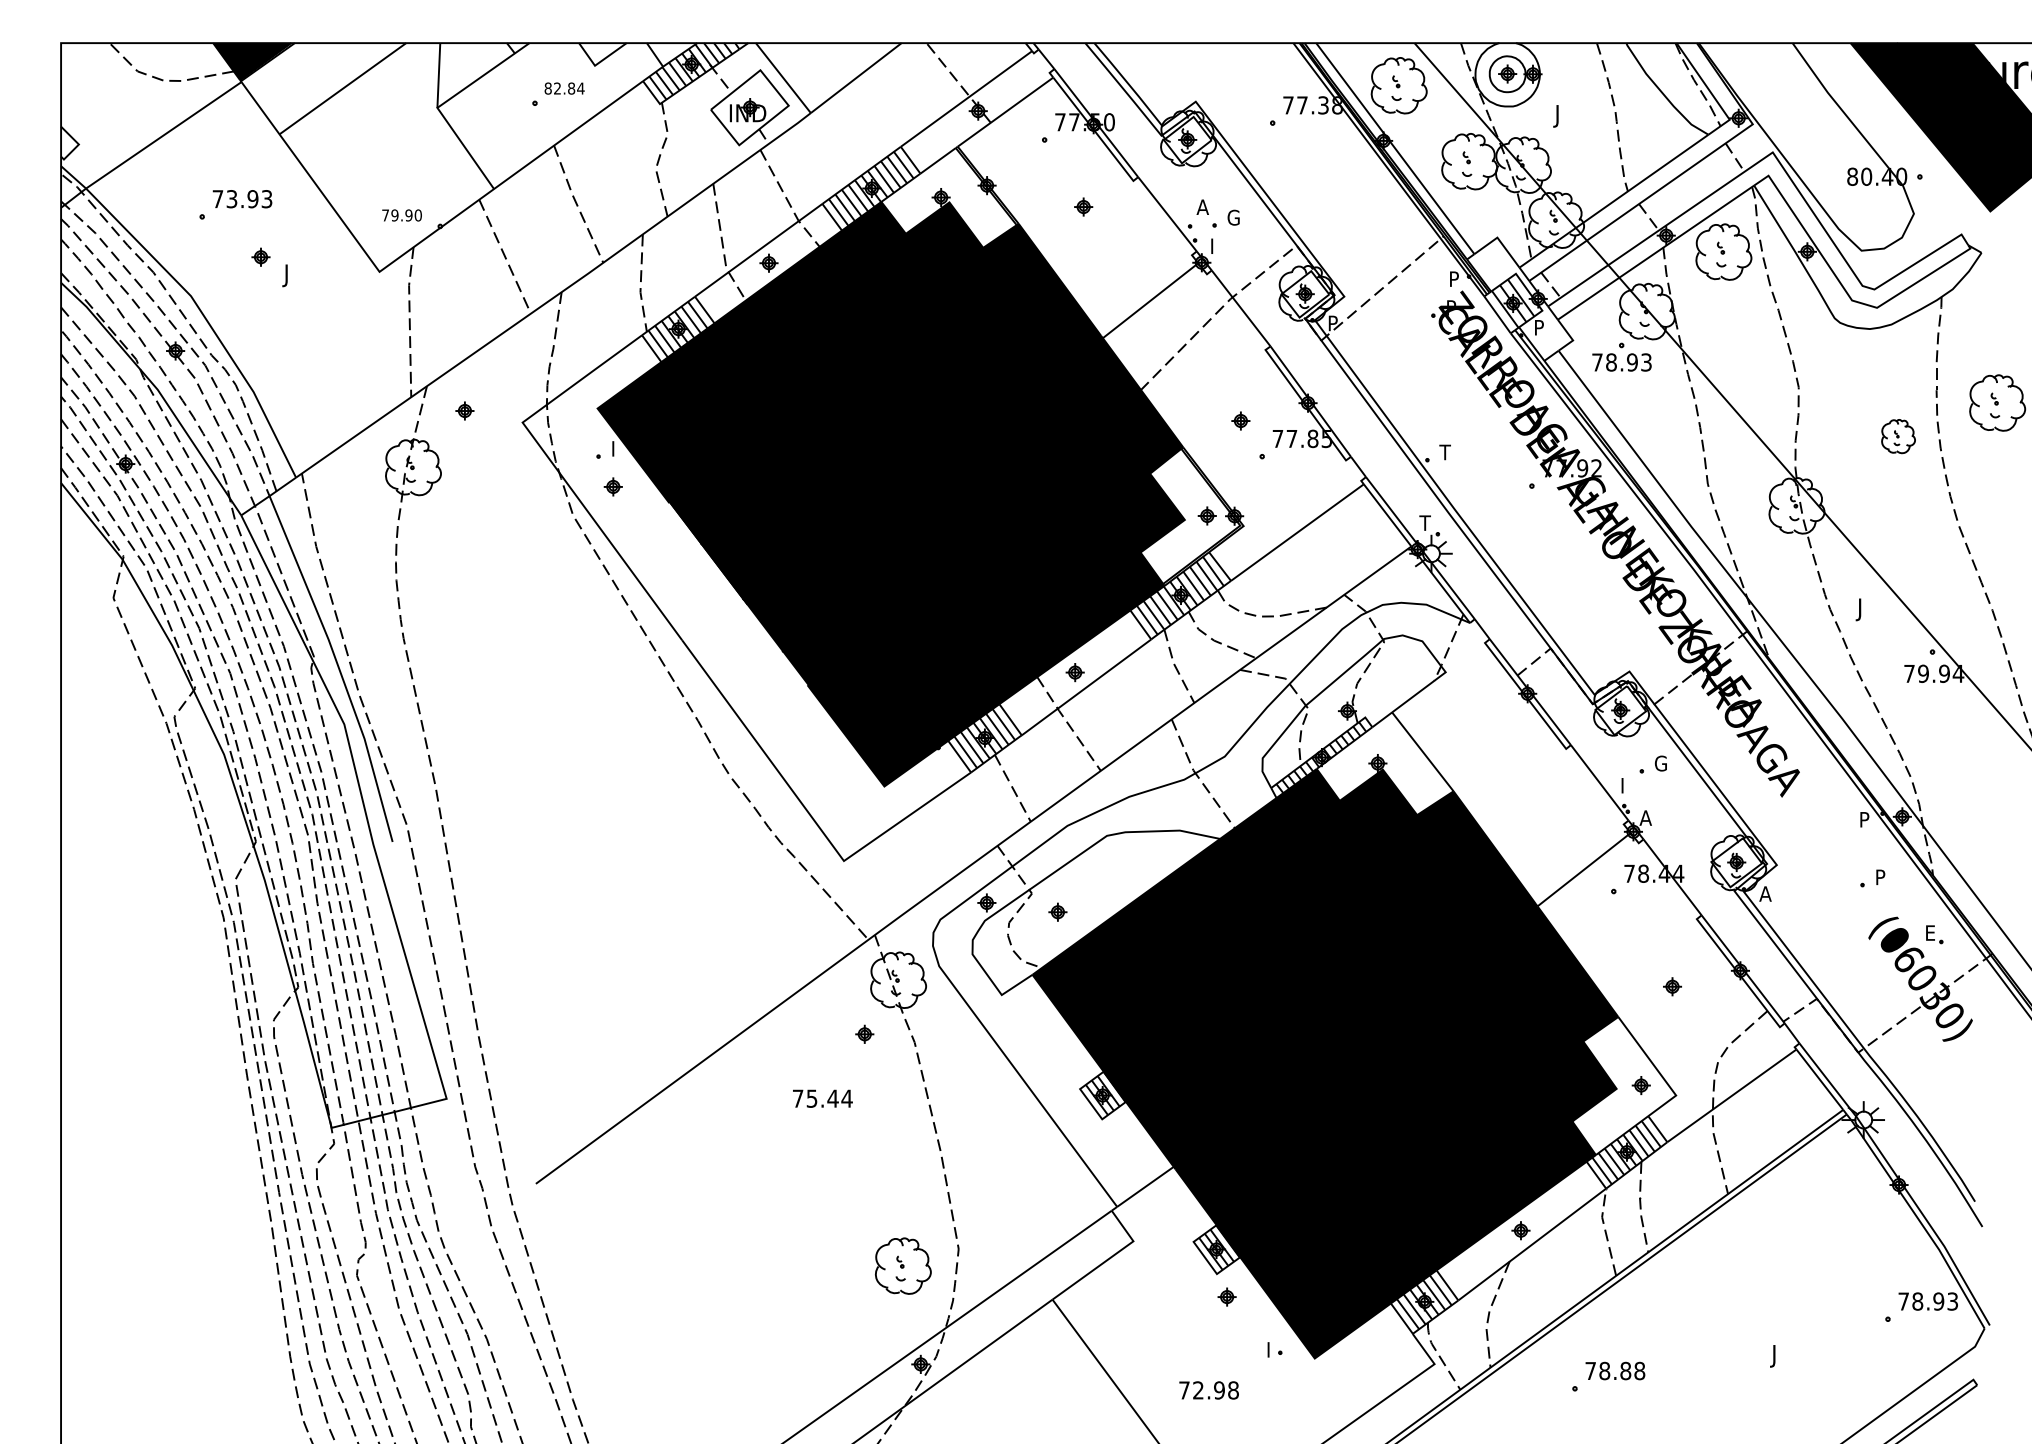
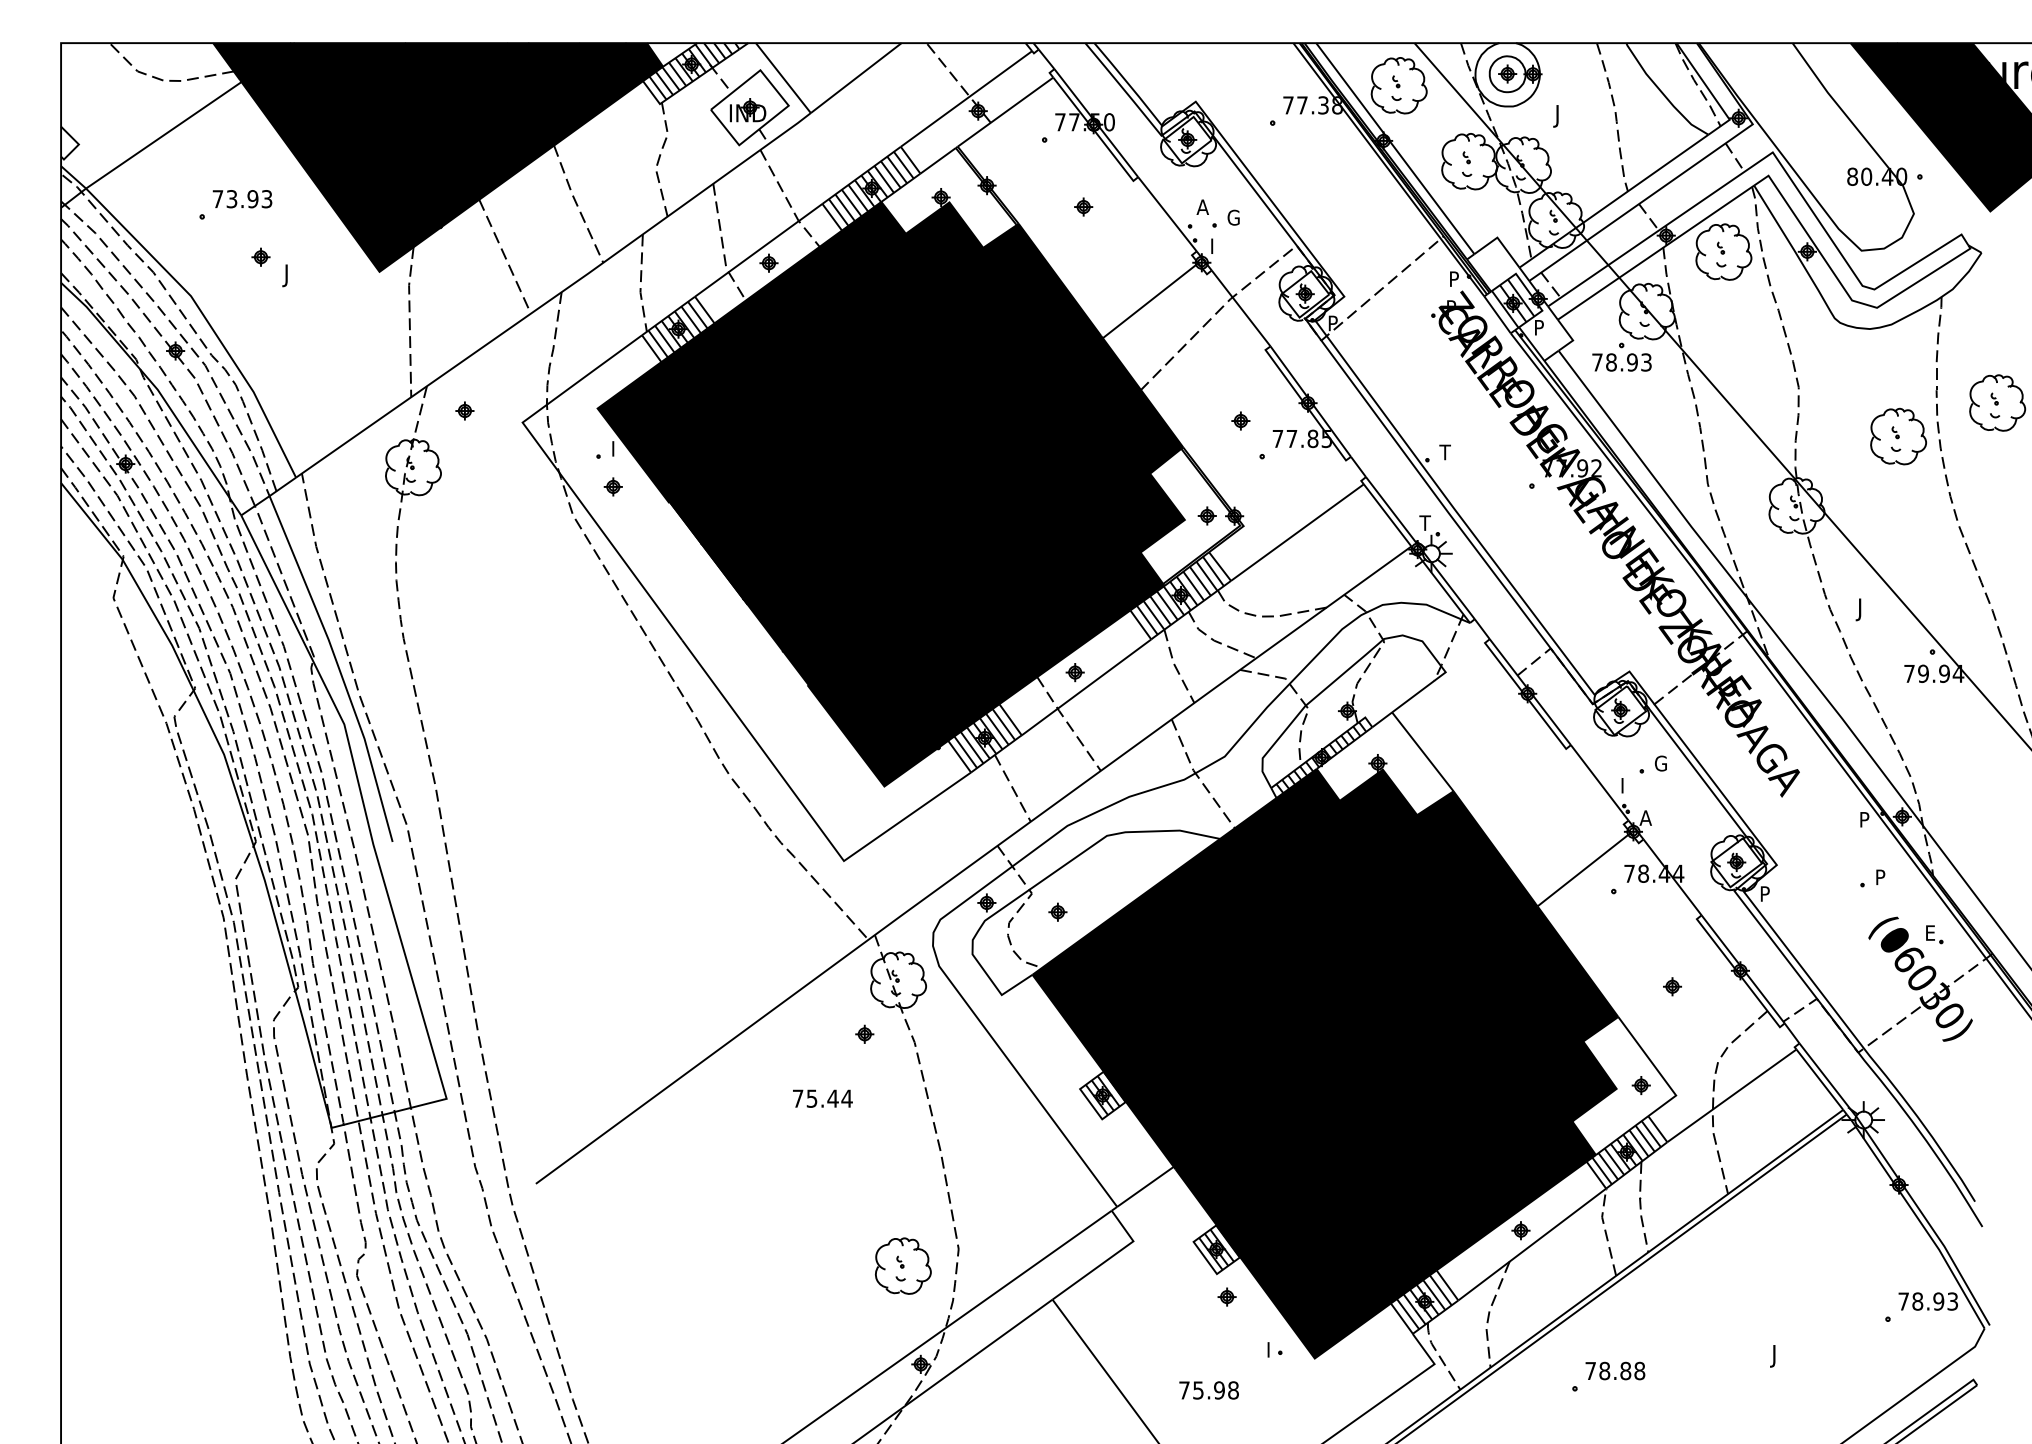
fill: none -> present (451, 157)
part size: 35x36 px -> 57x59 px (1898, 436)
text: A -> P (1765, 893)
text: 72.98 -> 75.98 (1198, 1390)
